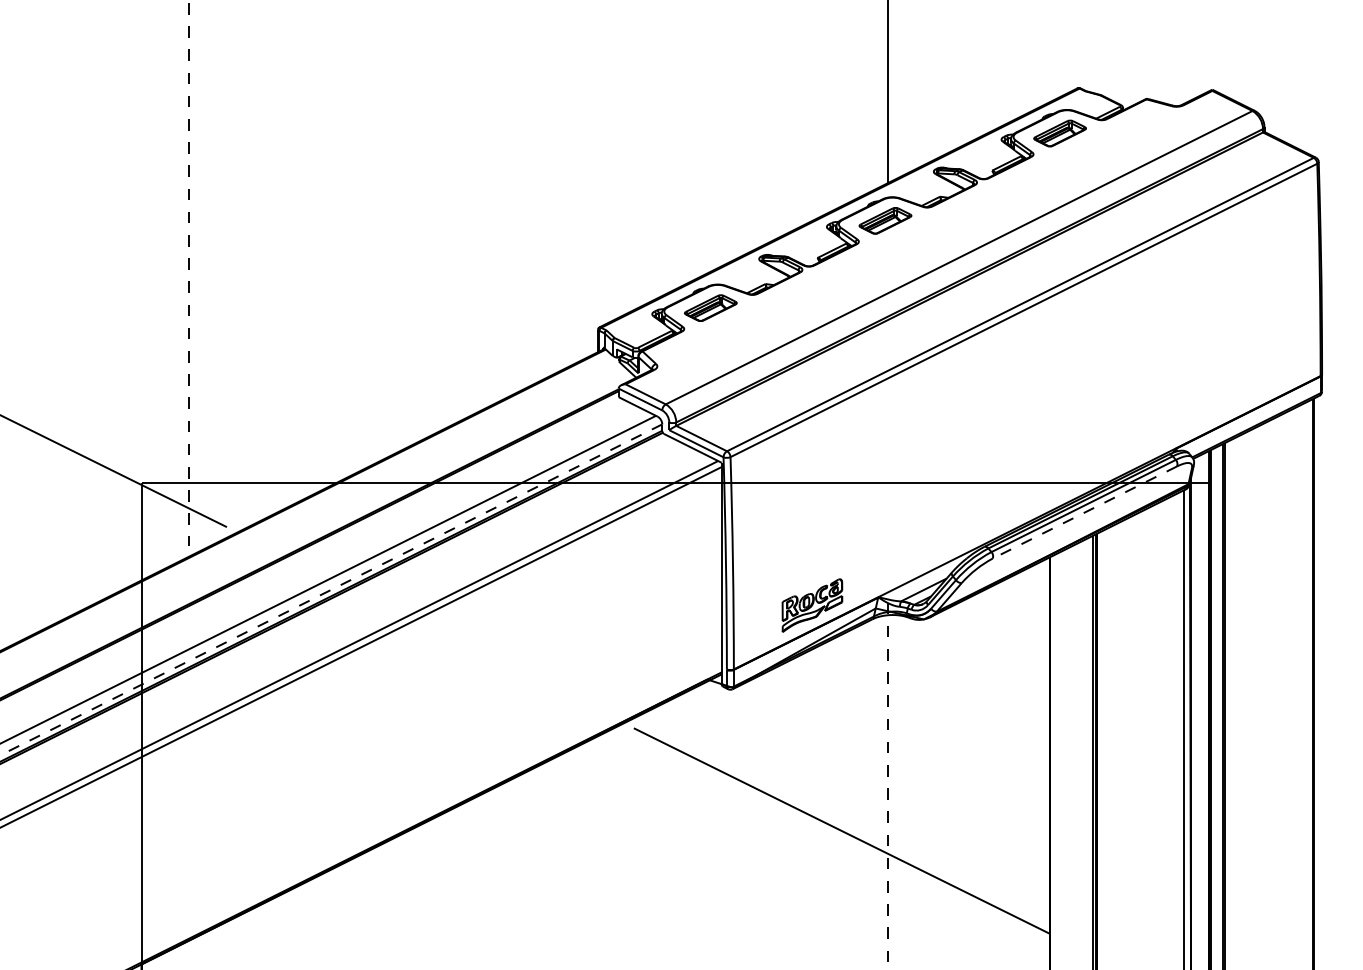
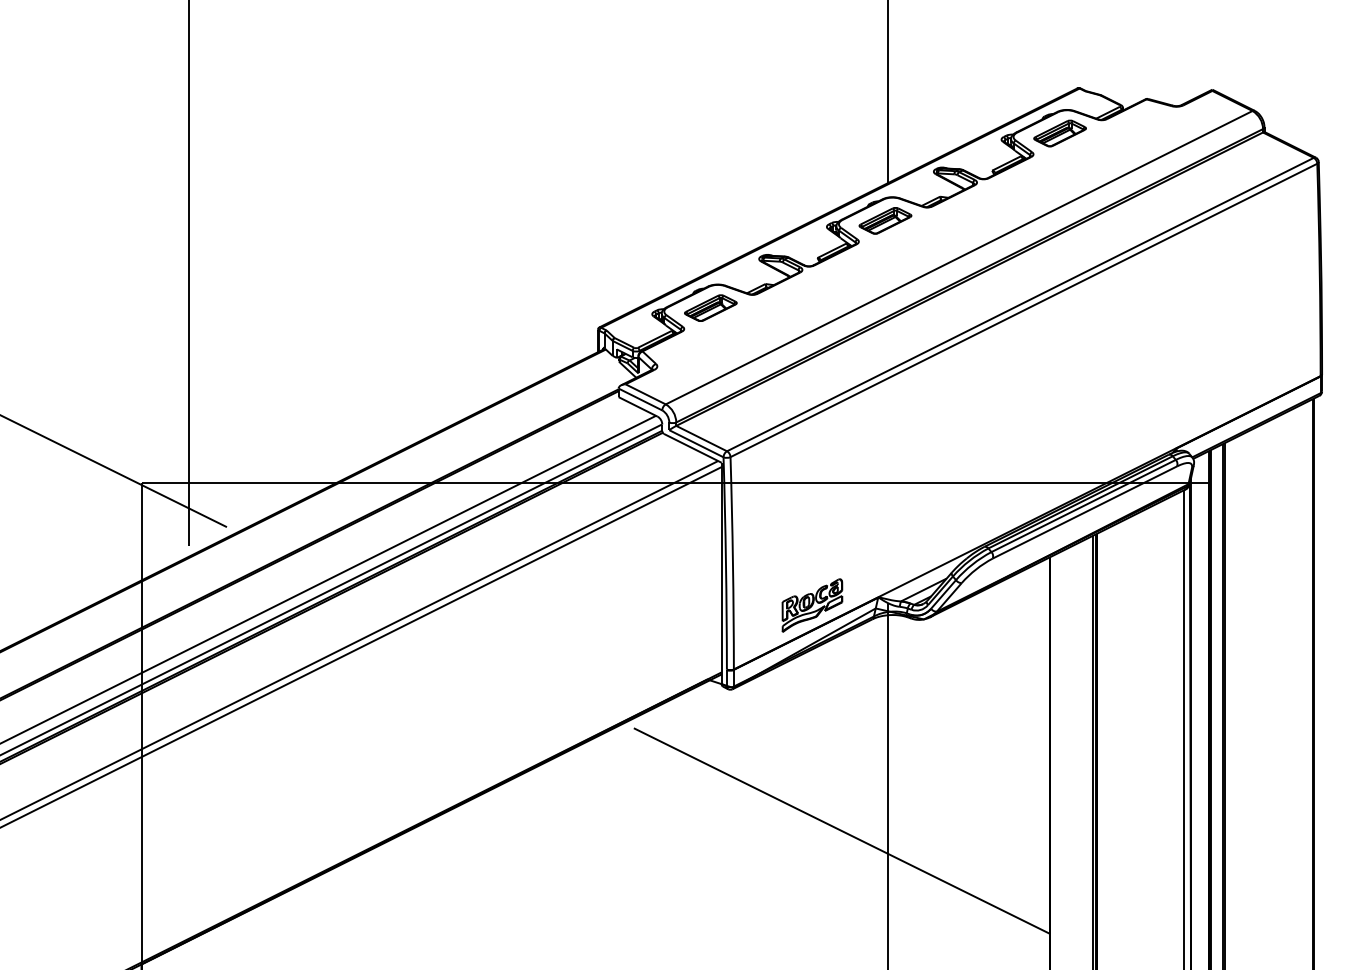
line: dashed -> solid (189, 273)
line: dashed -> solid (1084, 512)
line: dashed -> solid (331, 589)
line: dashed -> solid (888, 785)
